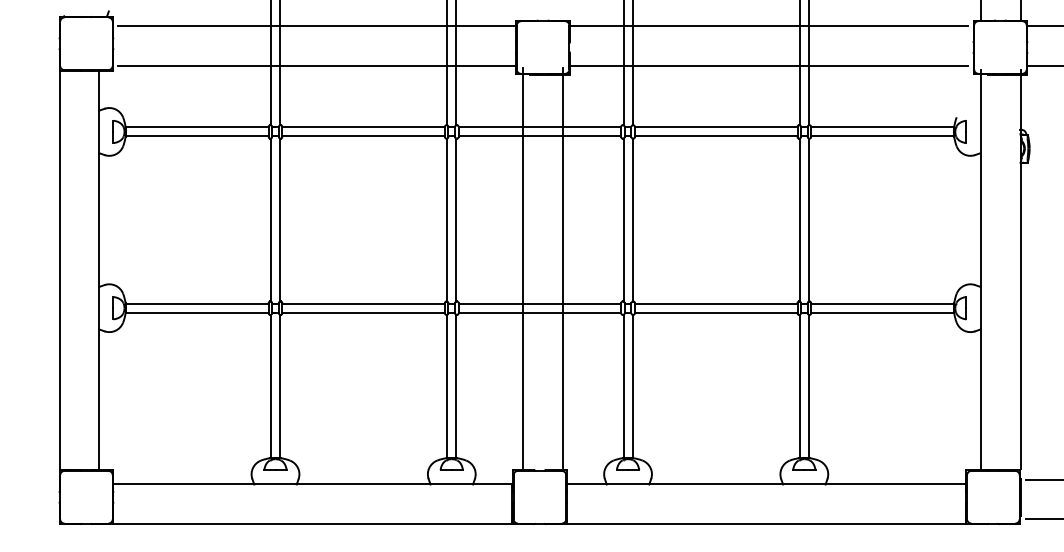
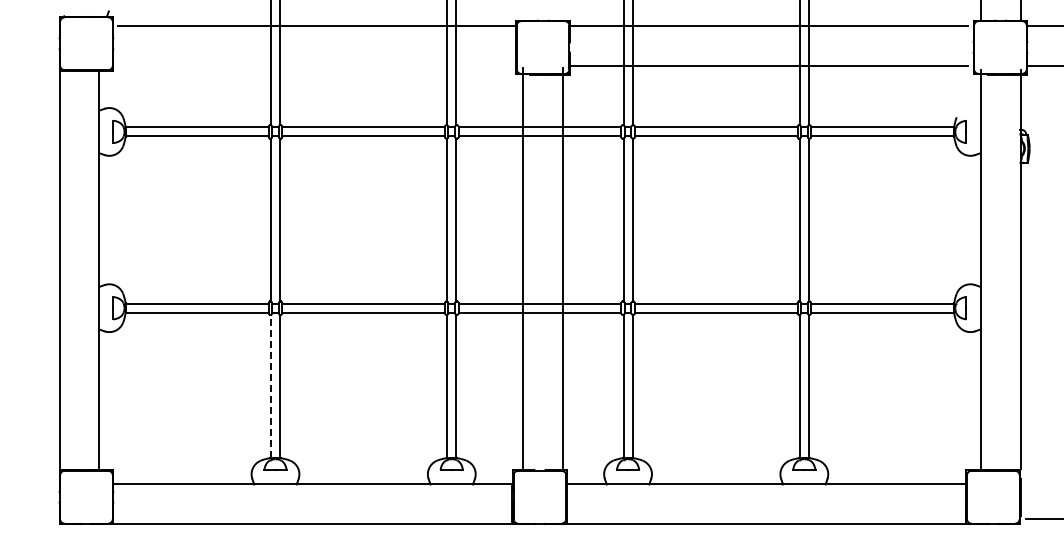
line: present -> none (316, 66)
line: solid -> dashed (270, 386)
line: present -> none (1043, 479)
